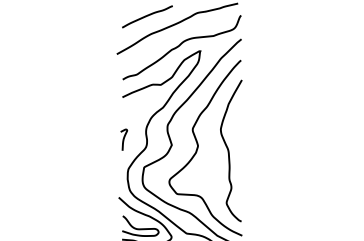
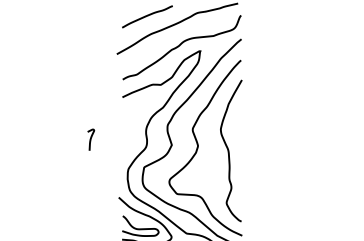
curve position: (124, 139) -> (91, 139) (91, 139)
